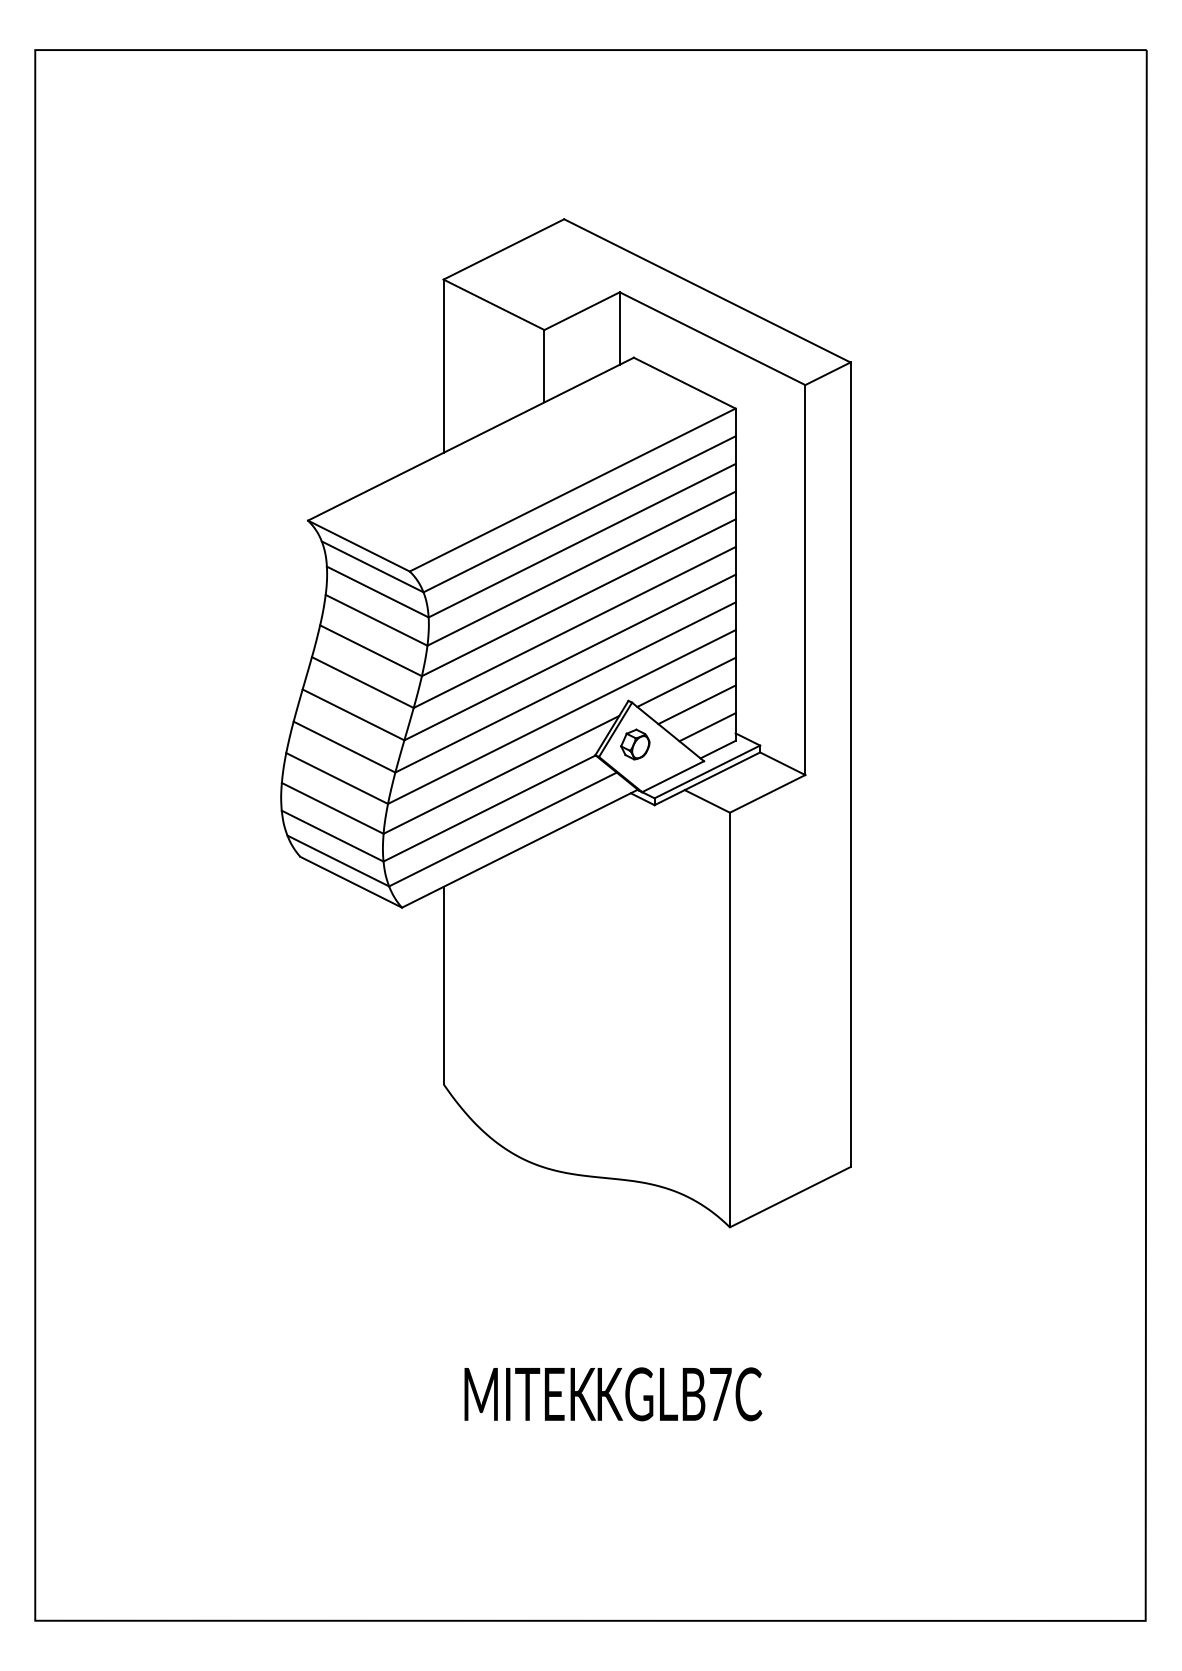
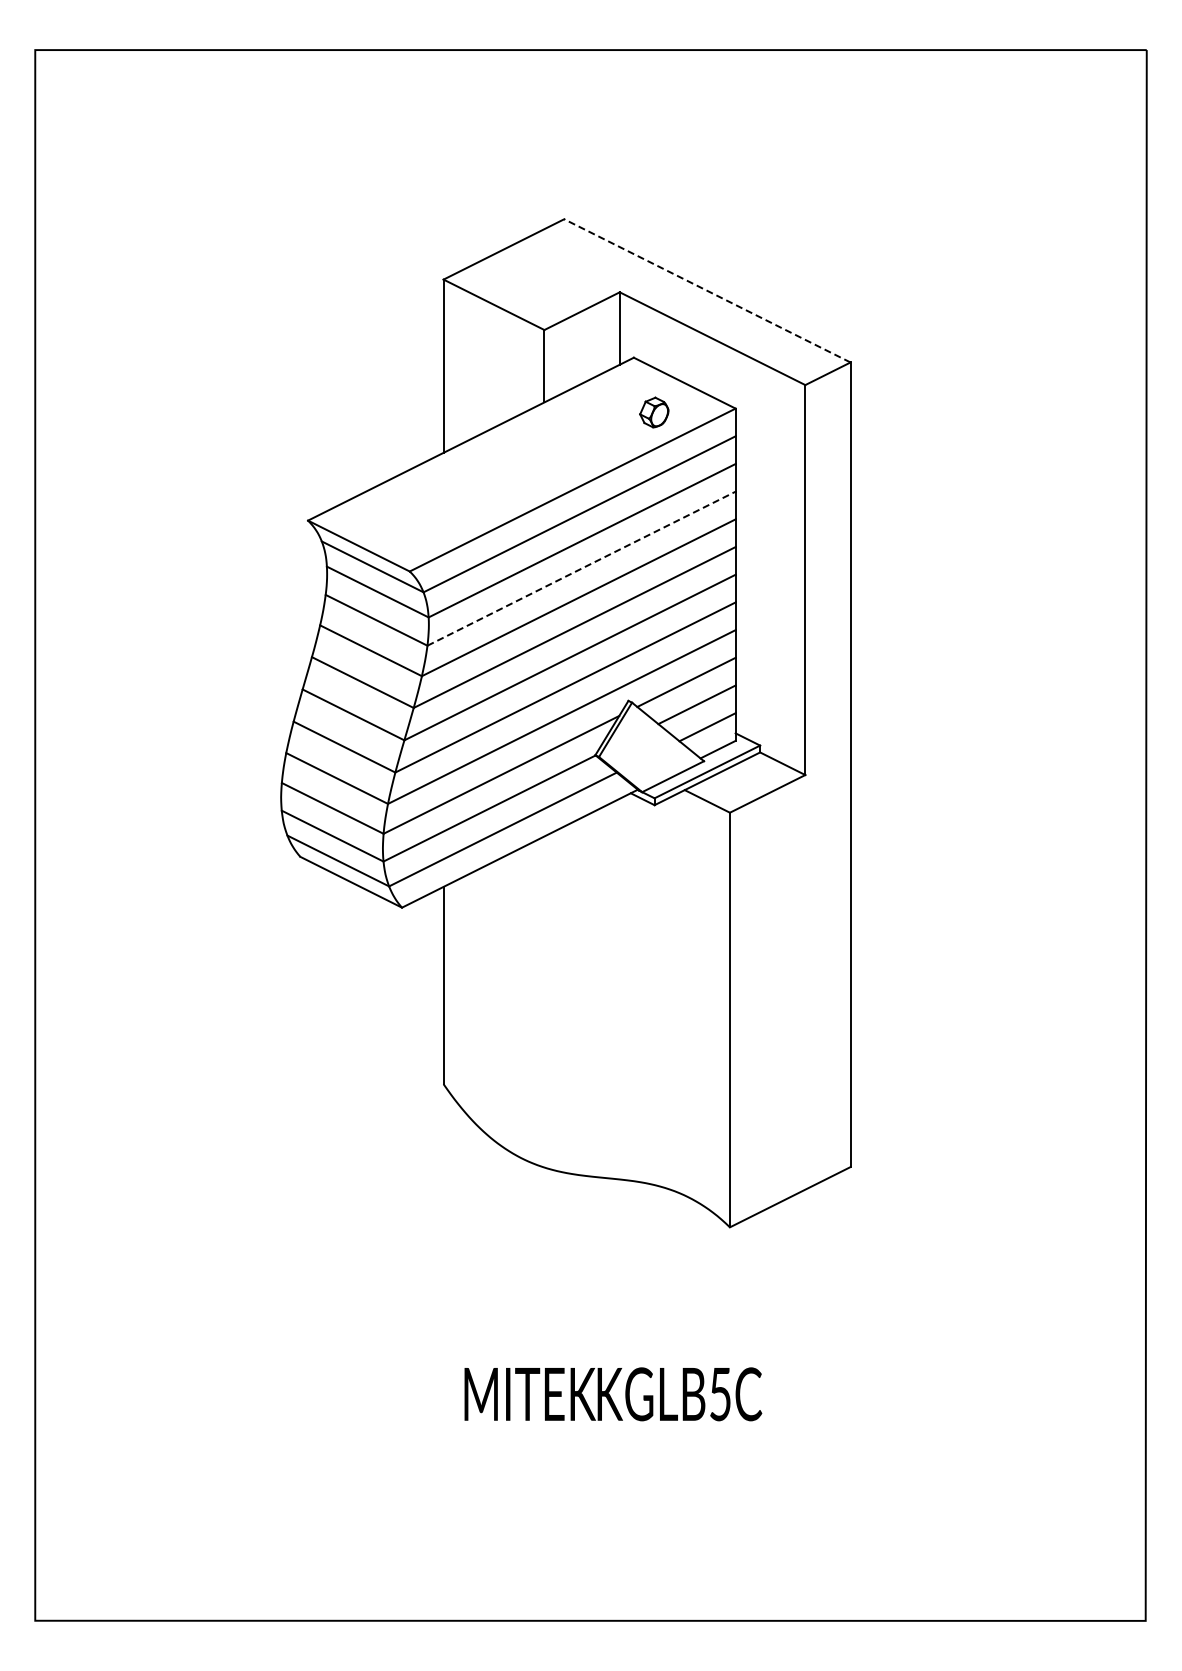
line: solid -> dashed (706, 290)
line: solid -> dashed (582, 568)
part position: (635, 744) -> (654, 412) (654, 412)
text: KGLB7C -> KGLB5C (720, 1394)
